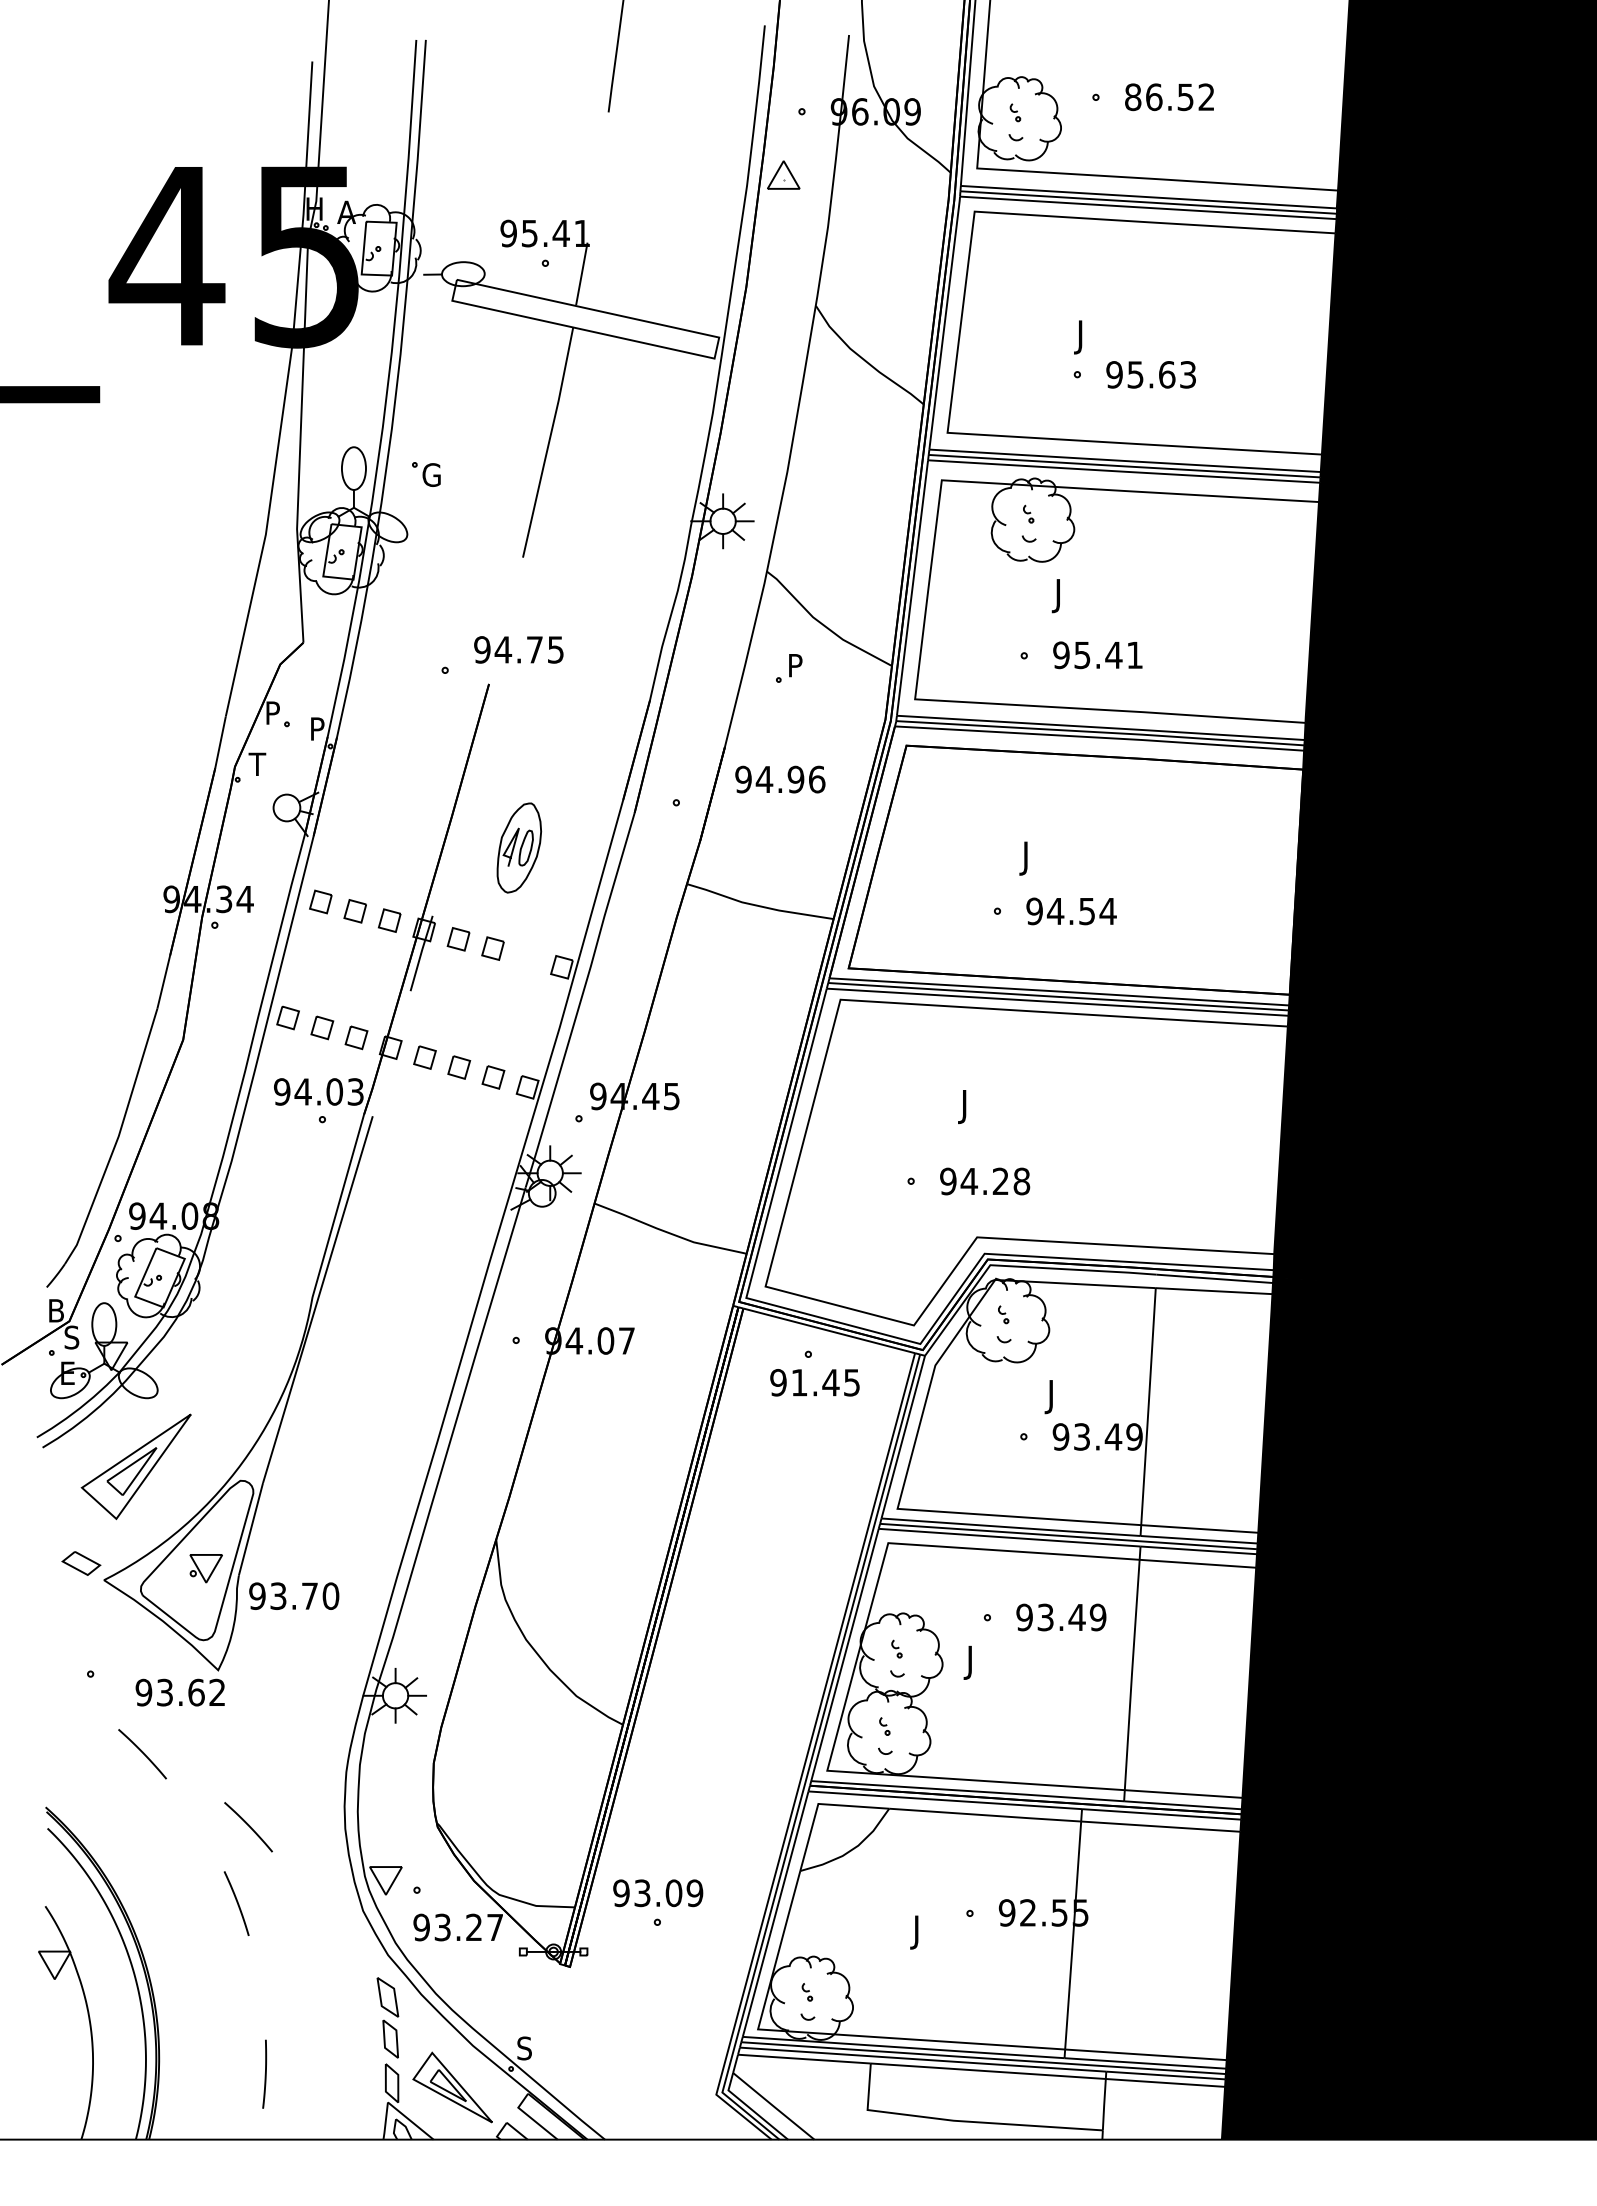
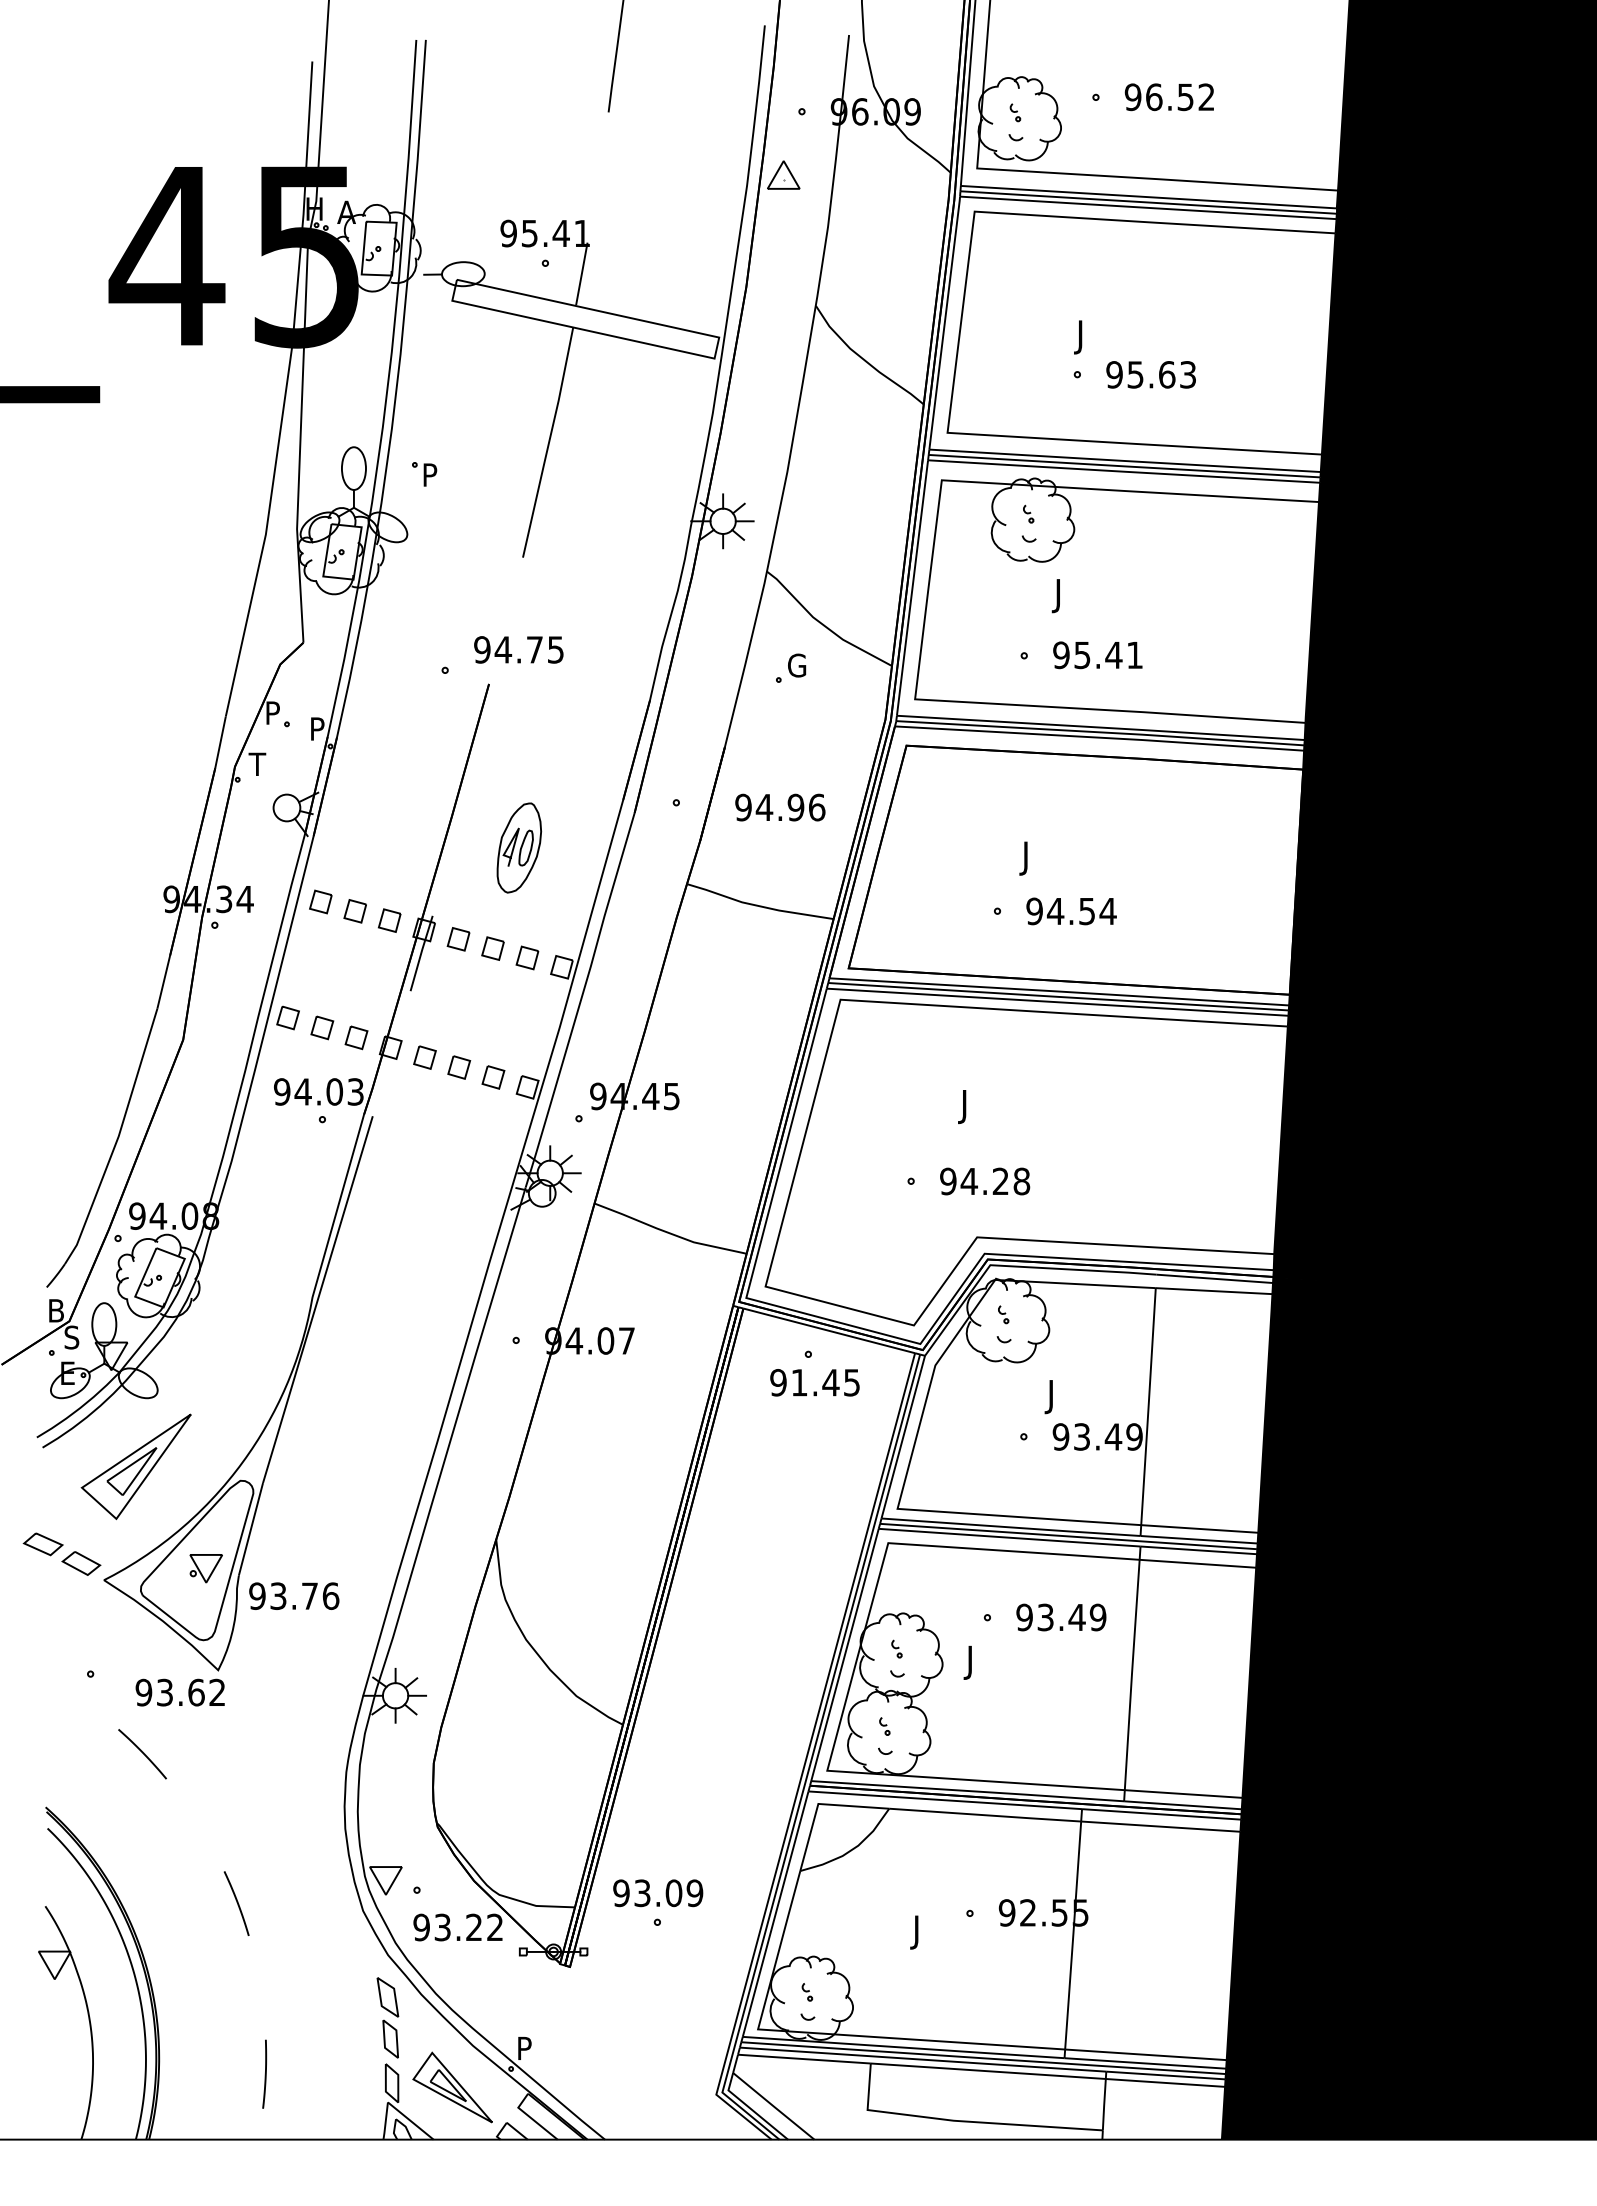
text: 86.52 -> 96.52 (1132, 97)
text: G -> P (431, 474)
text: P -> G (797, 665)
text position: (780, 779) -> (780, 807) (780, 807)
part: none -> present (527, 957)
part: none -> present (42, 1544)
text: 93.70 -> 93.76 (330, 1595)
curve: present -> none (248, 1826)
text: 93.27 -> 93.22 (494, 1926)
text: S -> P (524, 2048)
